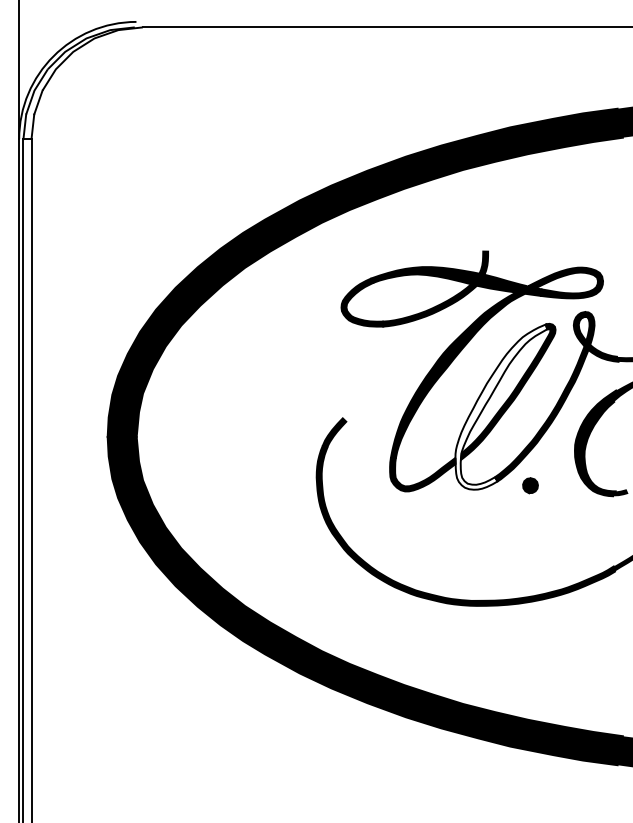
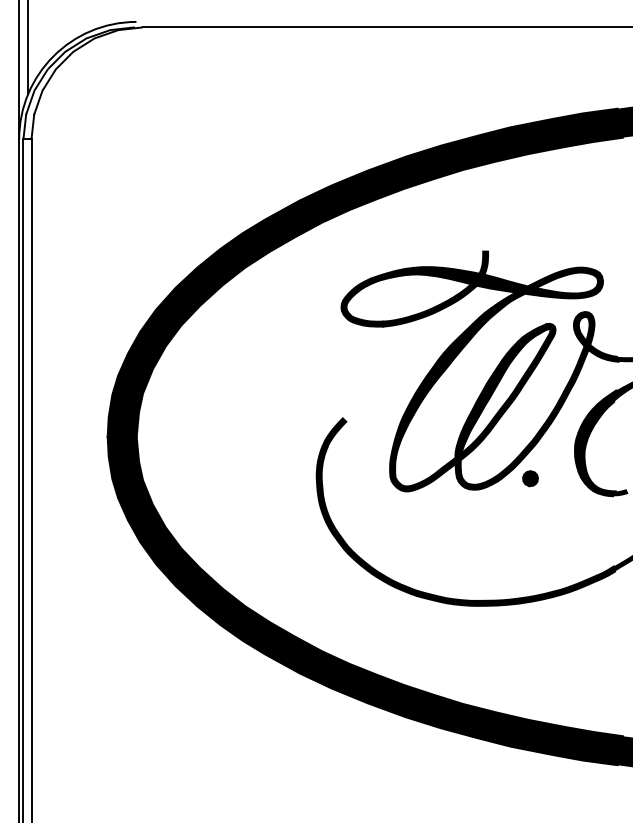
line: none -> present (28, 48)
fill: none -> present (501, 406)
part position: (530, 485) -> (530, 478) (530, 478)
